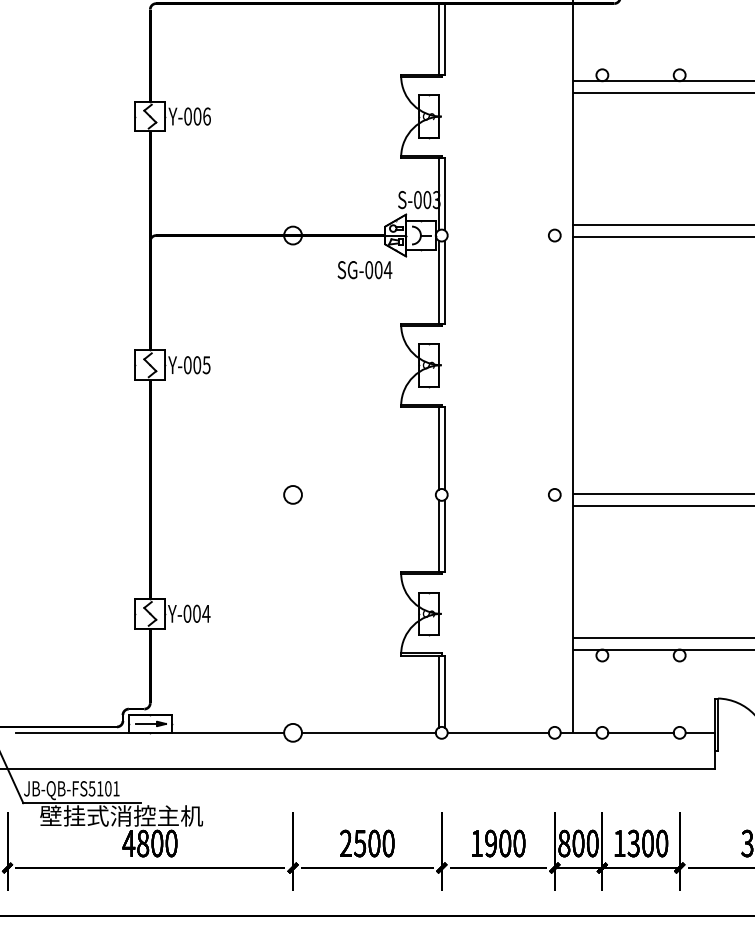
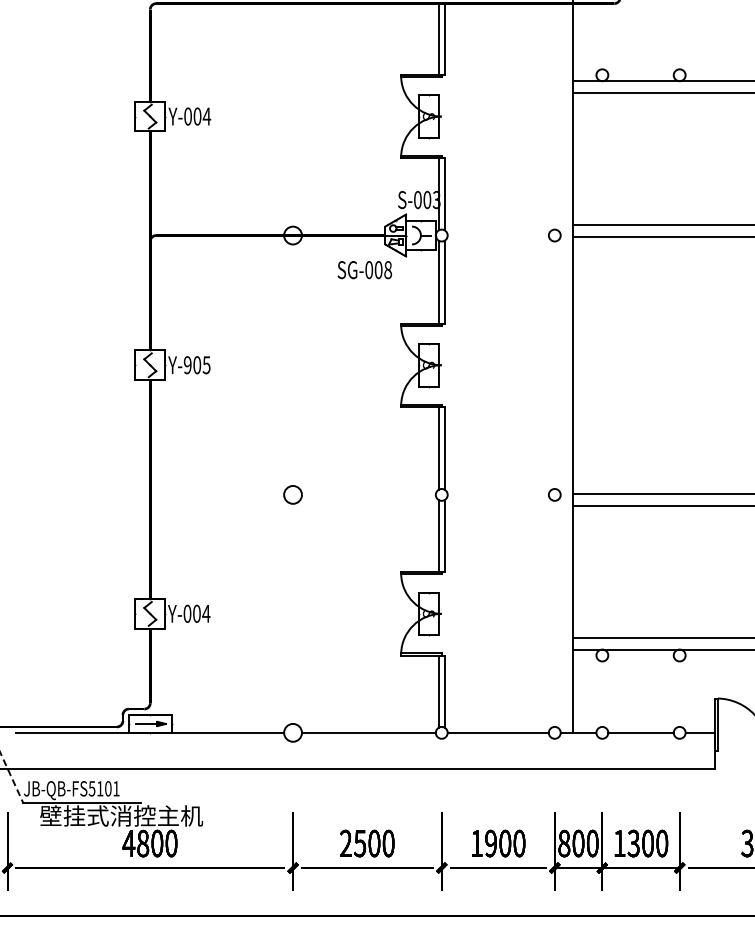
text: Y-006 -> Y-004 (206, 116)
text: SG-004 -> SG-008 (387, 270)
text: Y-005 -> Y-905 (187, 365)
line: solid -> dashed (11, 777)
